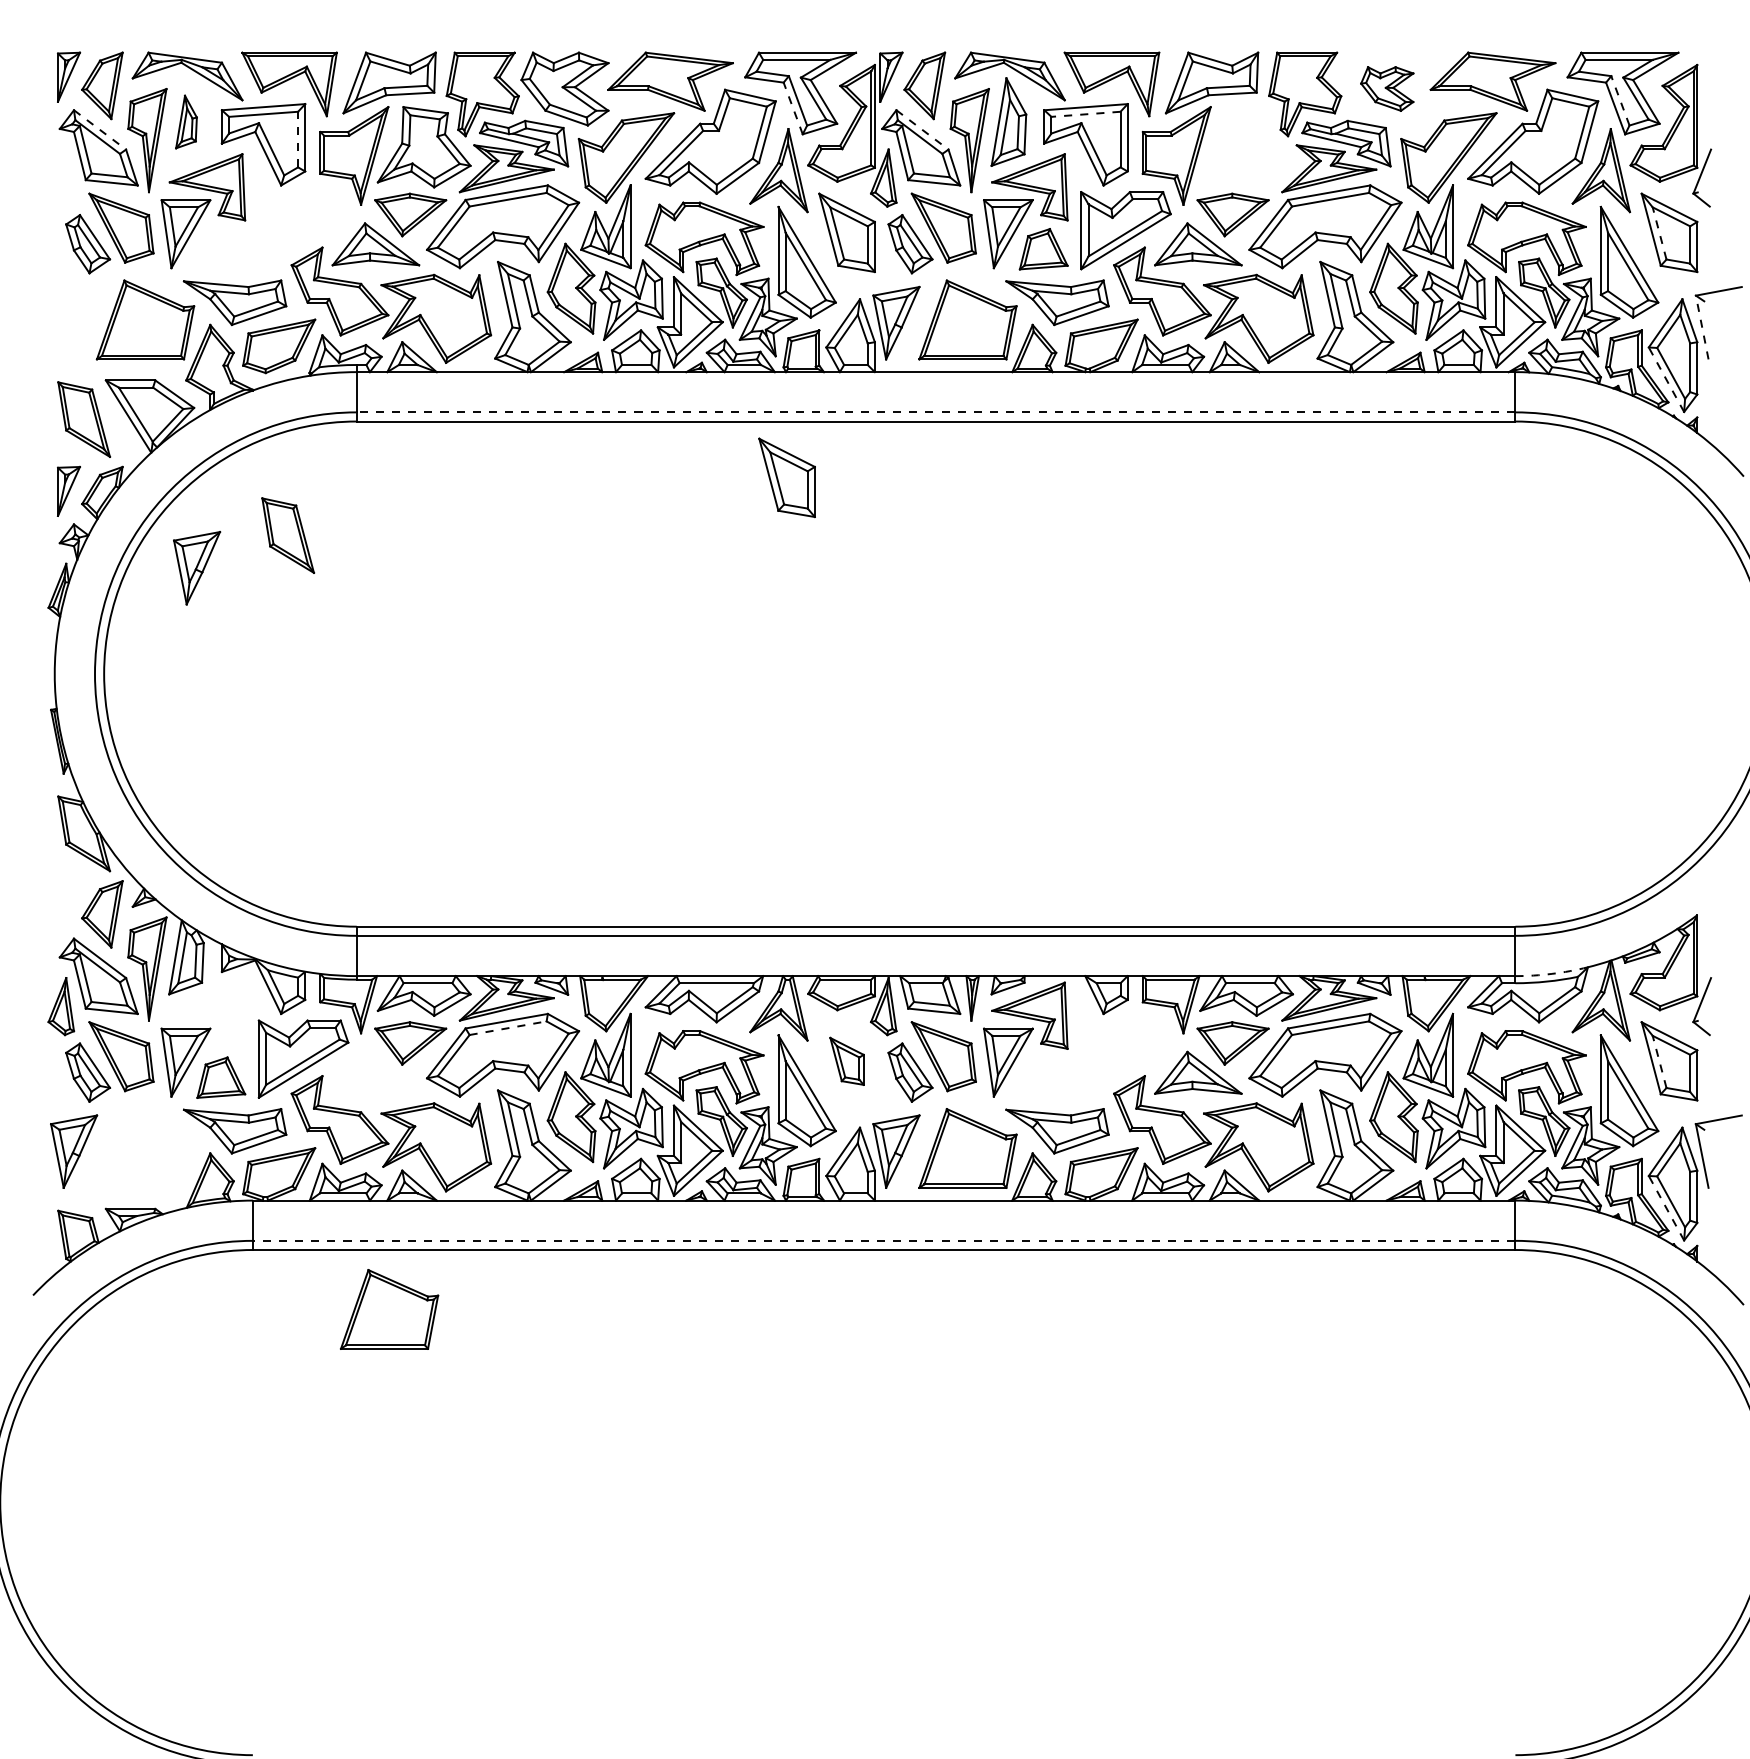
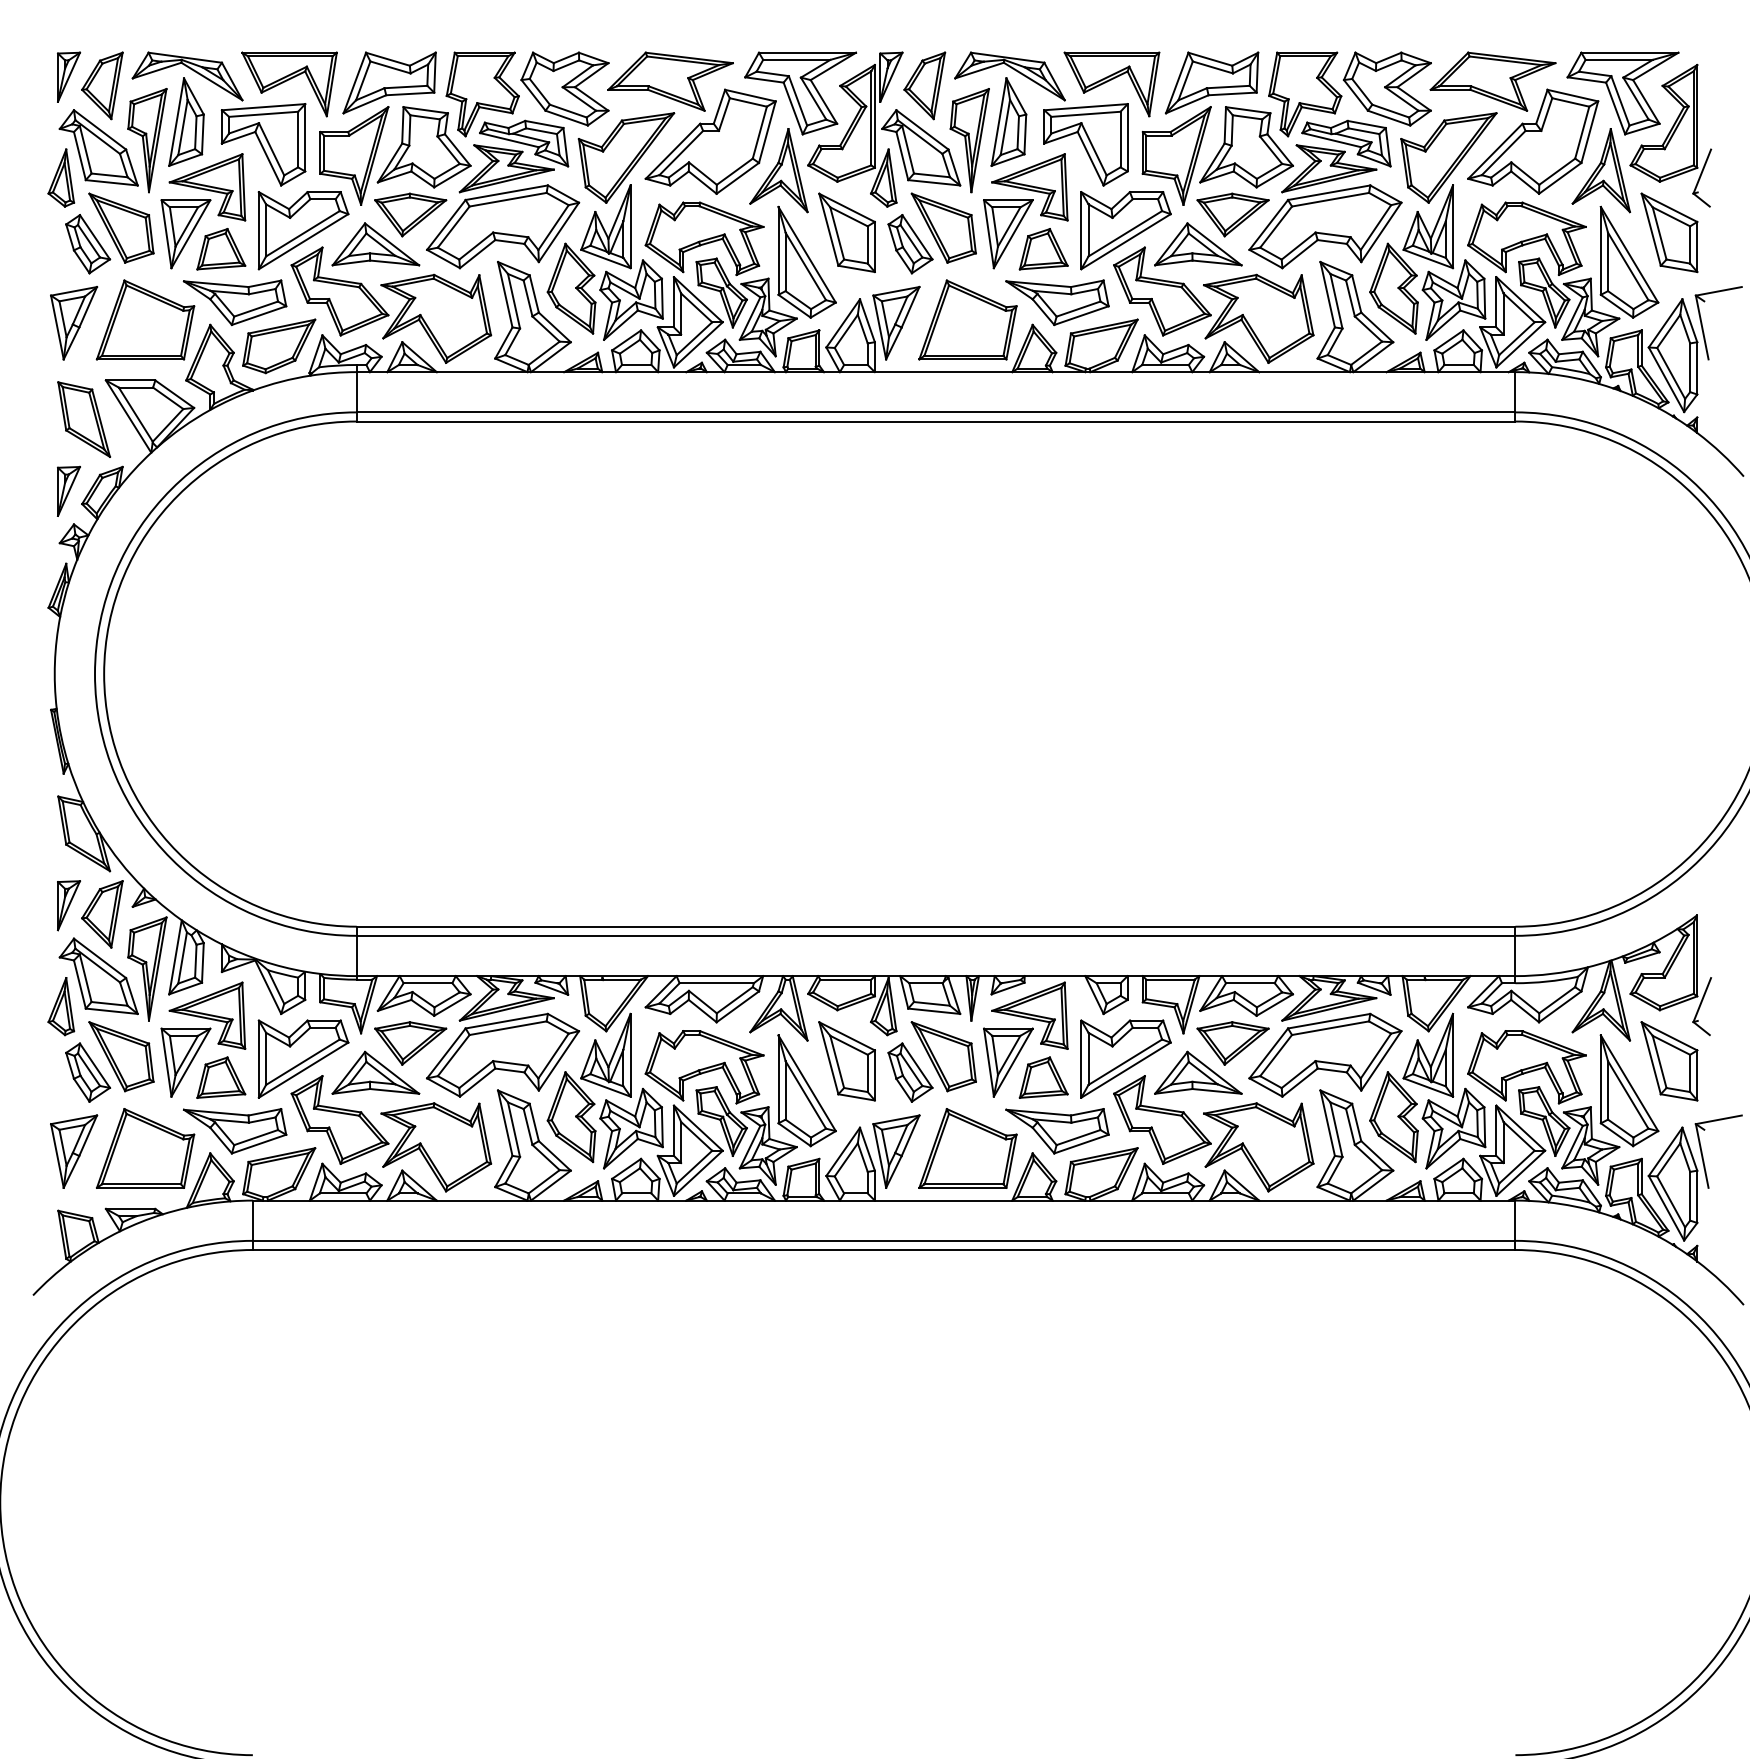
part size: 55x46 px -> 90x76 px (1386, 88)
line: dashed -> solid (1620, 100)
line: dashed -> solid (793, 108)
line: dashed -> solid (1086, 114)
part size: 23x56 px -> 37x90 px (186, 121)
line: dashed -> solid (100, 129)
line: dashed -> solid (922, 129)
line: dashed -> solid (298, 139)
part: none -> present (1246, 147)
part: none -> present (61, 177)
part: none -> present (303, 230)
line: dashed -> solid (1659, 233)
part: none -> present (221, 249)
line: dashed -> solid (1702, 327)
line: dashed -> solid (1666, 379)
line: dashed -> solid (935, 412)
part: present -> none (786, 477)
part: present -> none (288, 535)
part position: (197, 568) -> (74, 323) (74, 323)
part: none -> present (69, 905)
arc: dashed -> solid (1551, 973)
part: none -> present (207, 1015)
line: dashed -> solid (508, 1028)
part: none -> present (1125, 1058)
part size: 36x50 px -> 58x81 px (846, 1061)
line: dashed -> solid (1659, 1061)
part: none -> present (375, 1072)
part: none -> present (1043, 1077)
line: dashed -> solid (1666, 1208)
line: dashed -> solid (883, 1240)
part position: (389, 1309) -> (145, 1148) (145, 1148)
